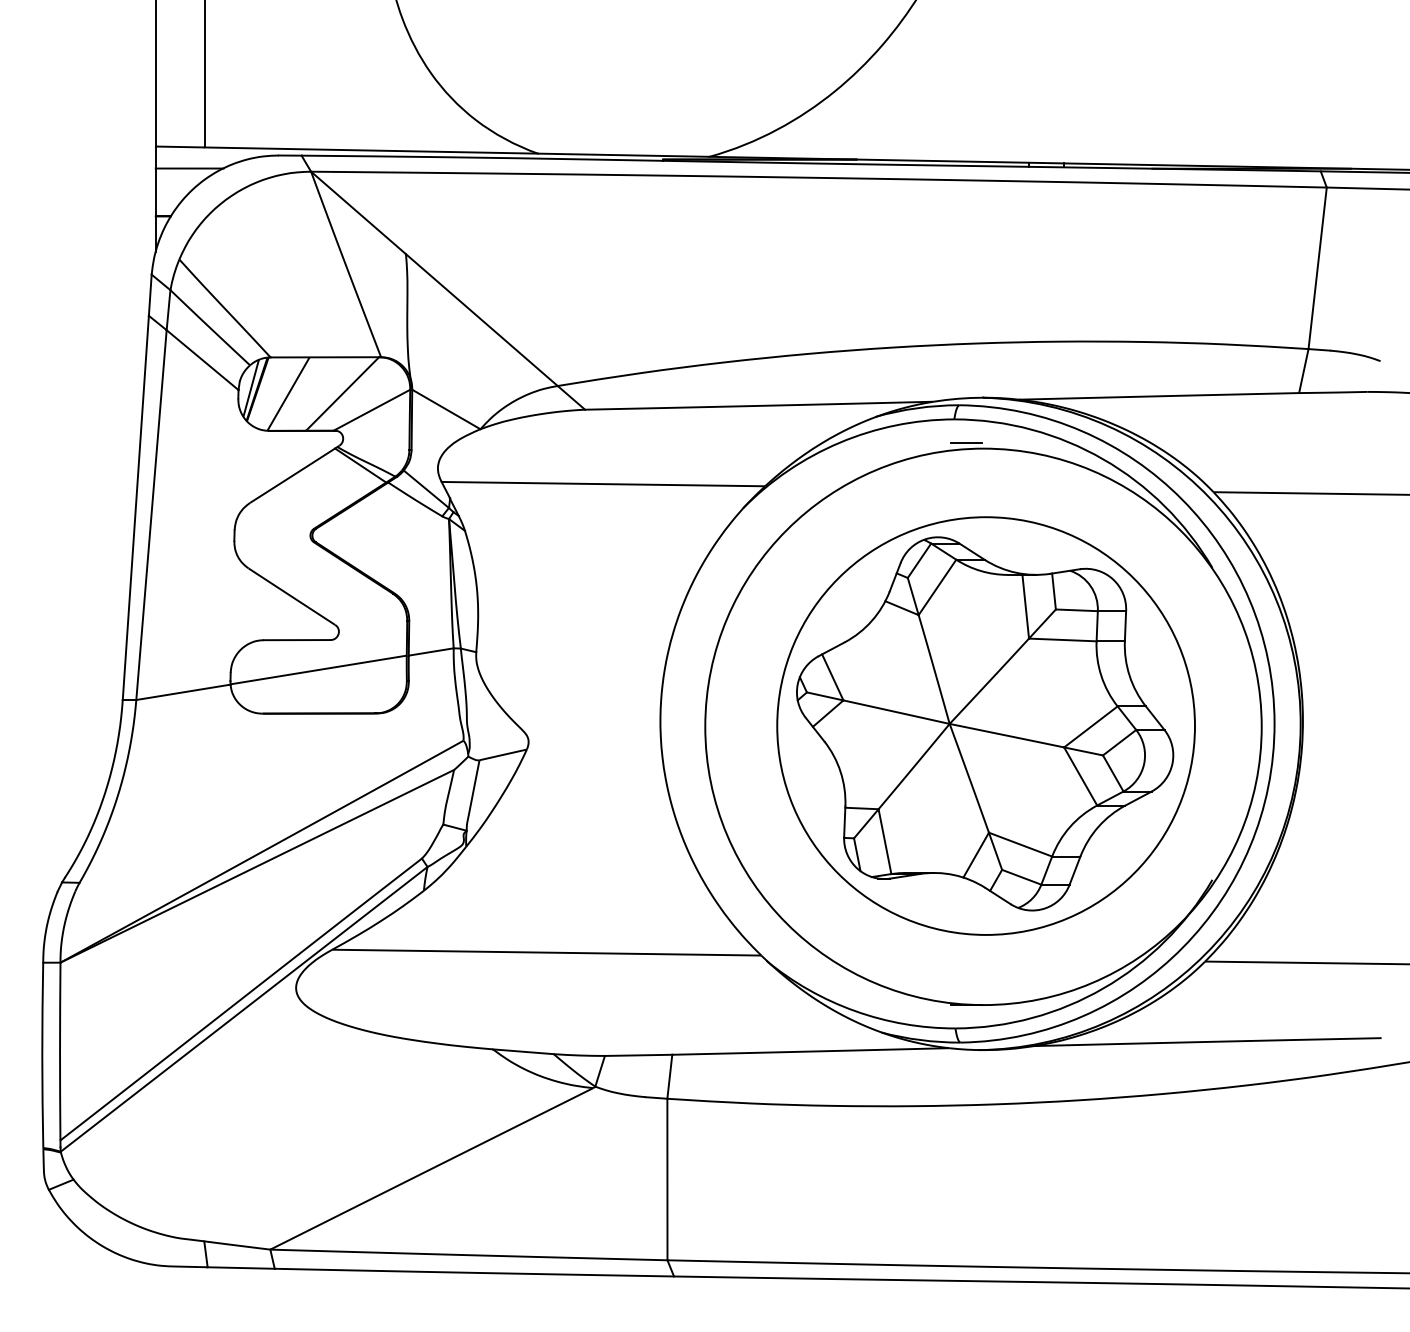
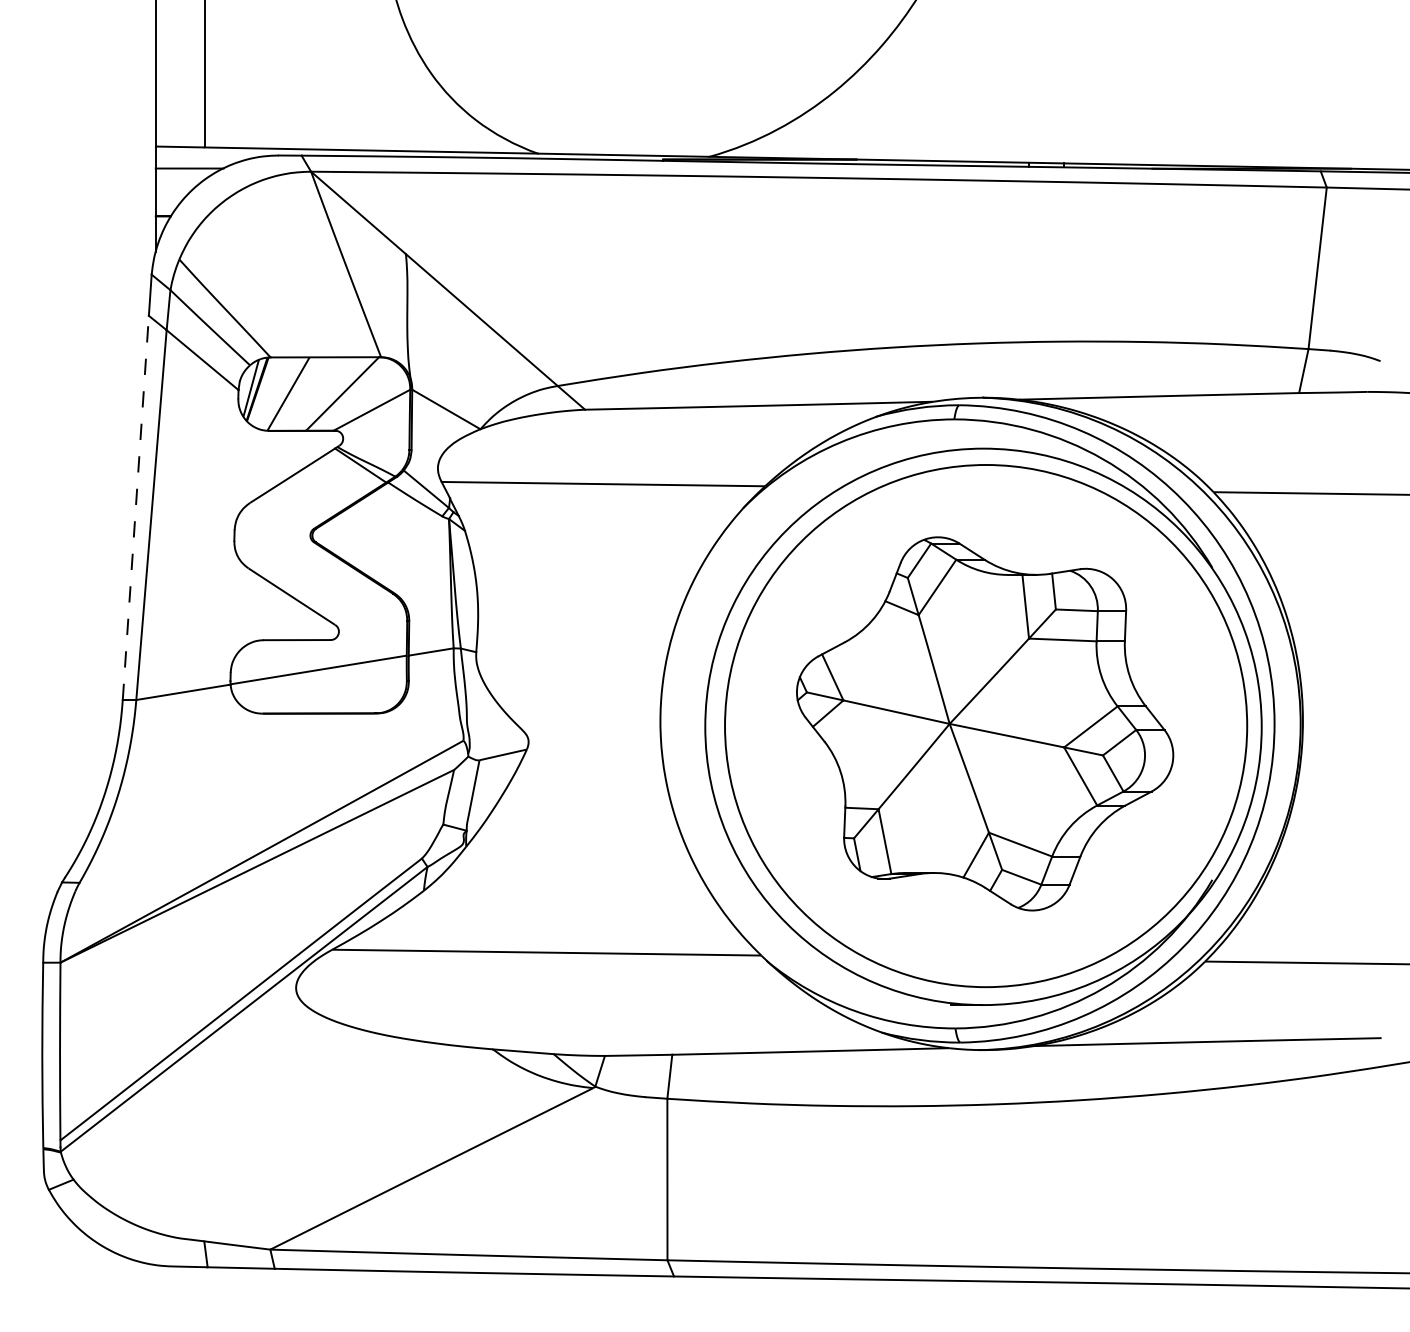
line: present -> none (966, 442)
line: solid -> dashed (135, 507)
circle diameter: 418 px -> 522 px (986, 726)
